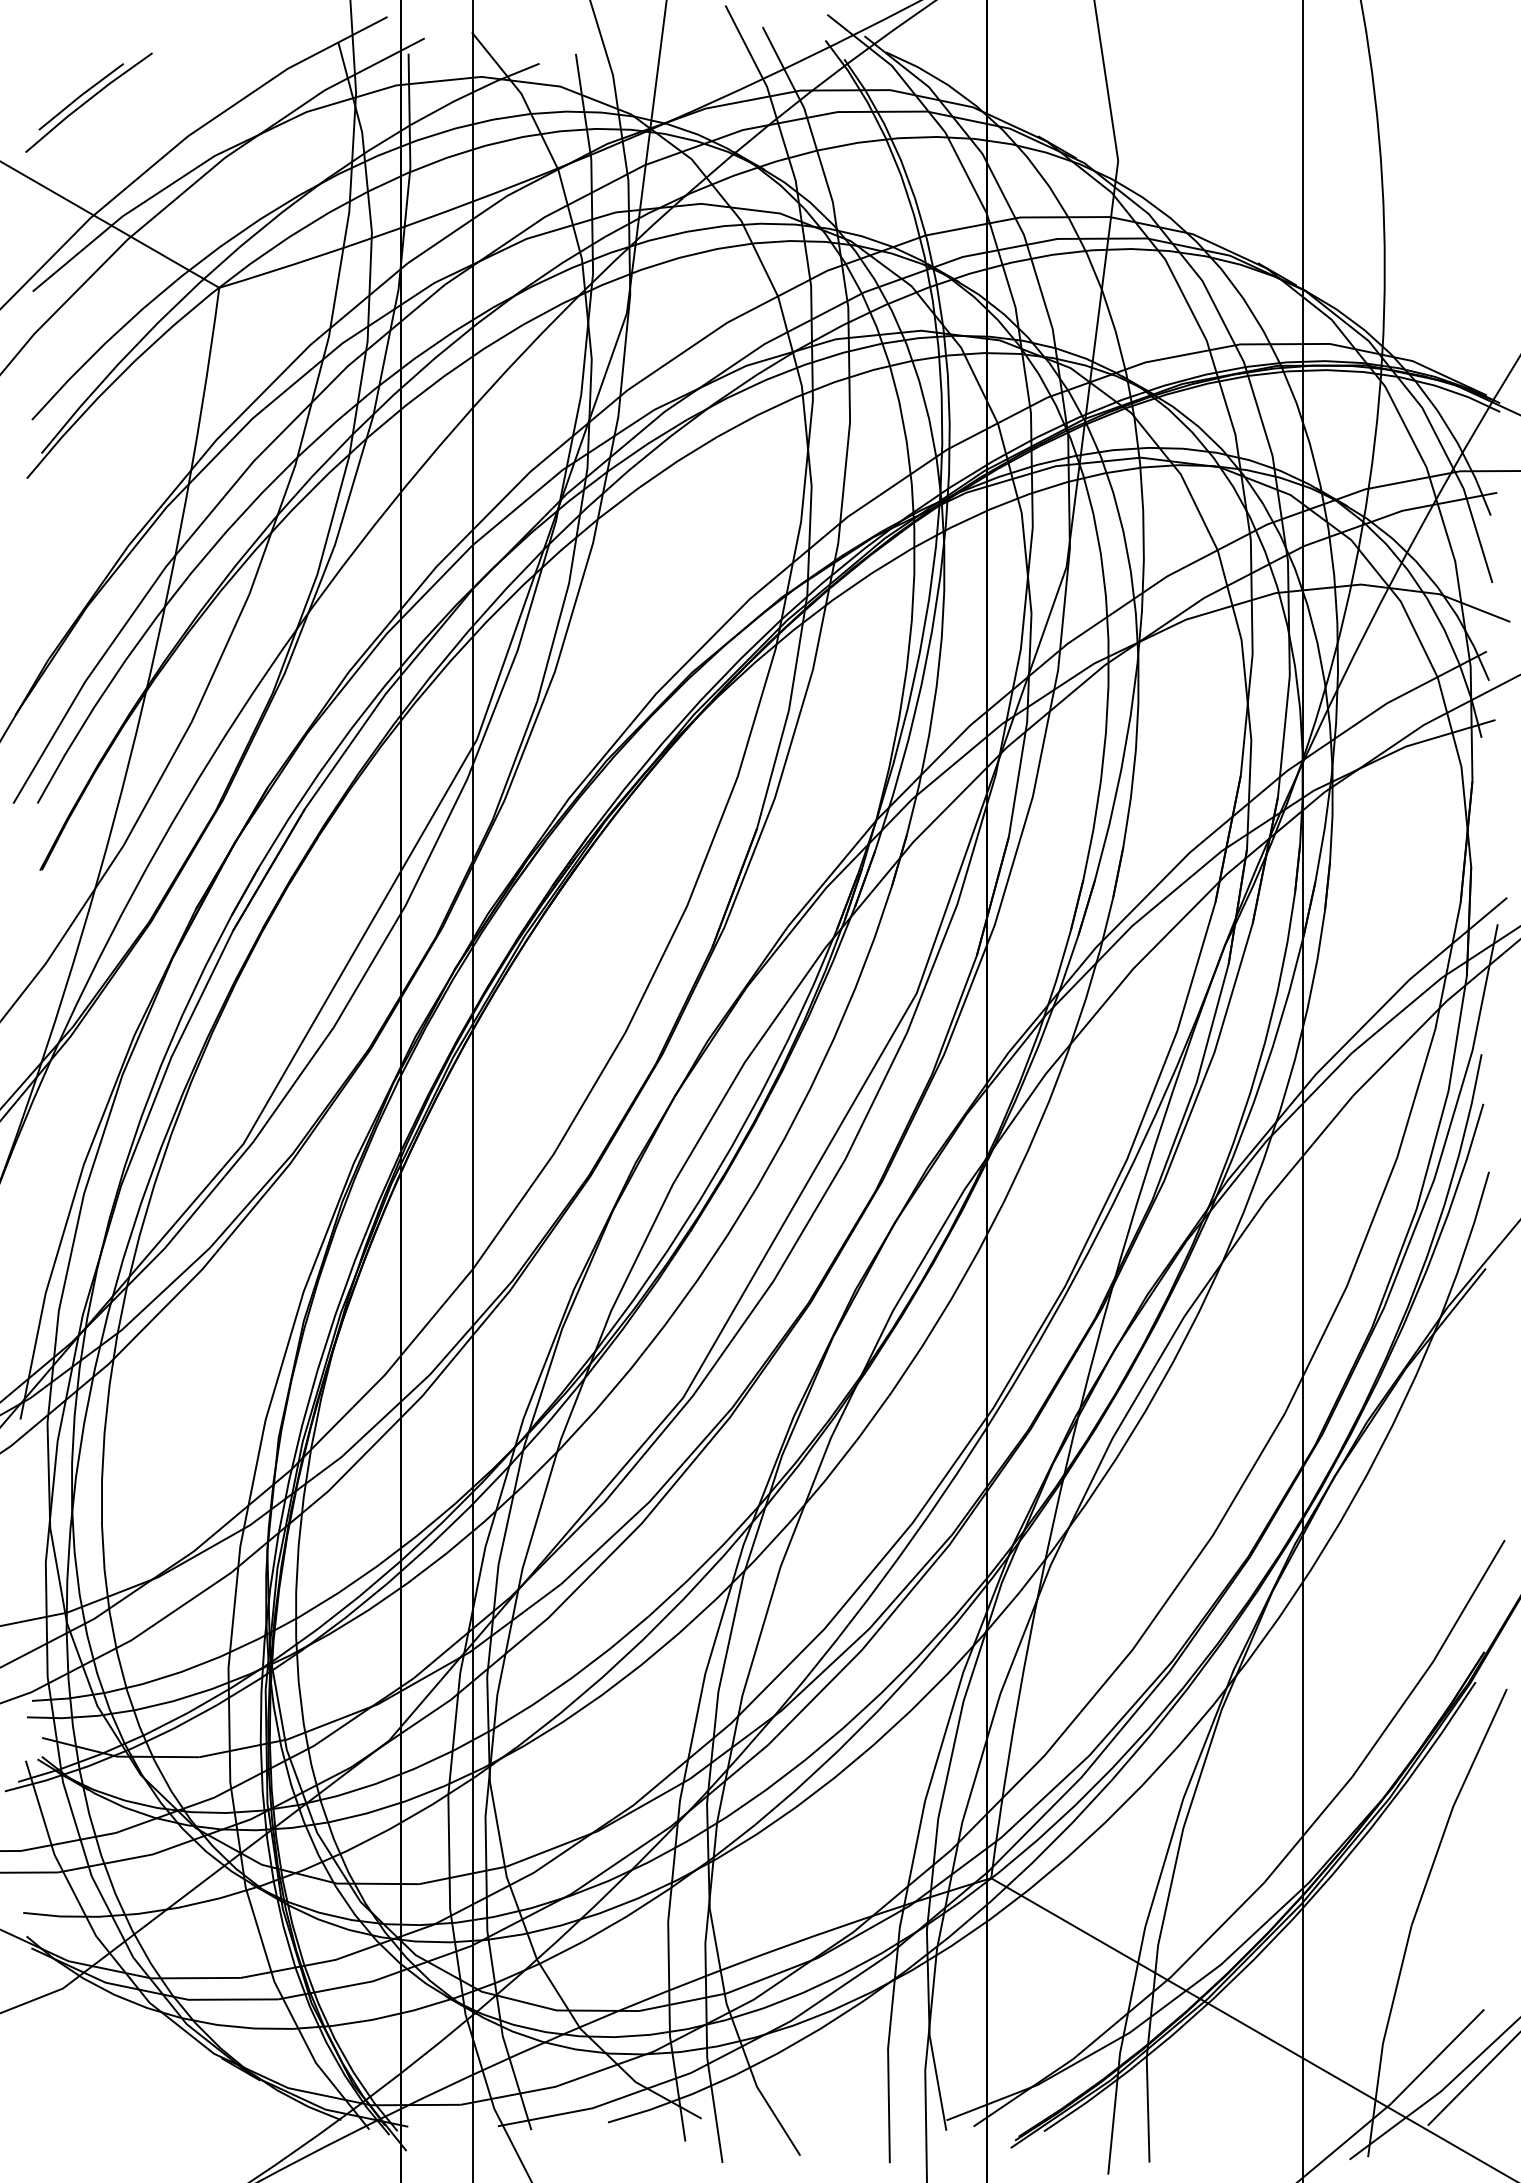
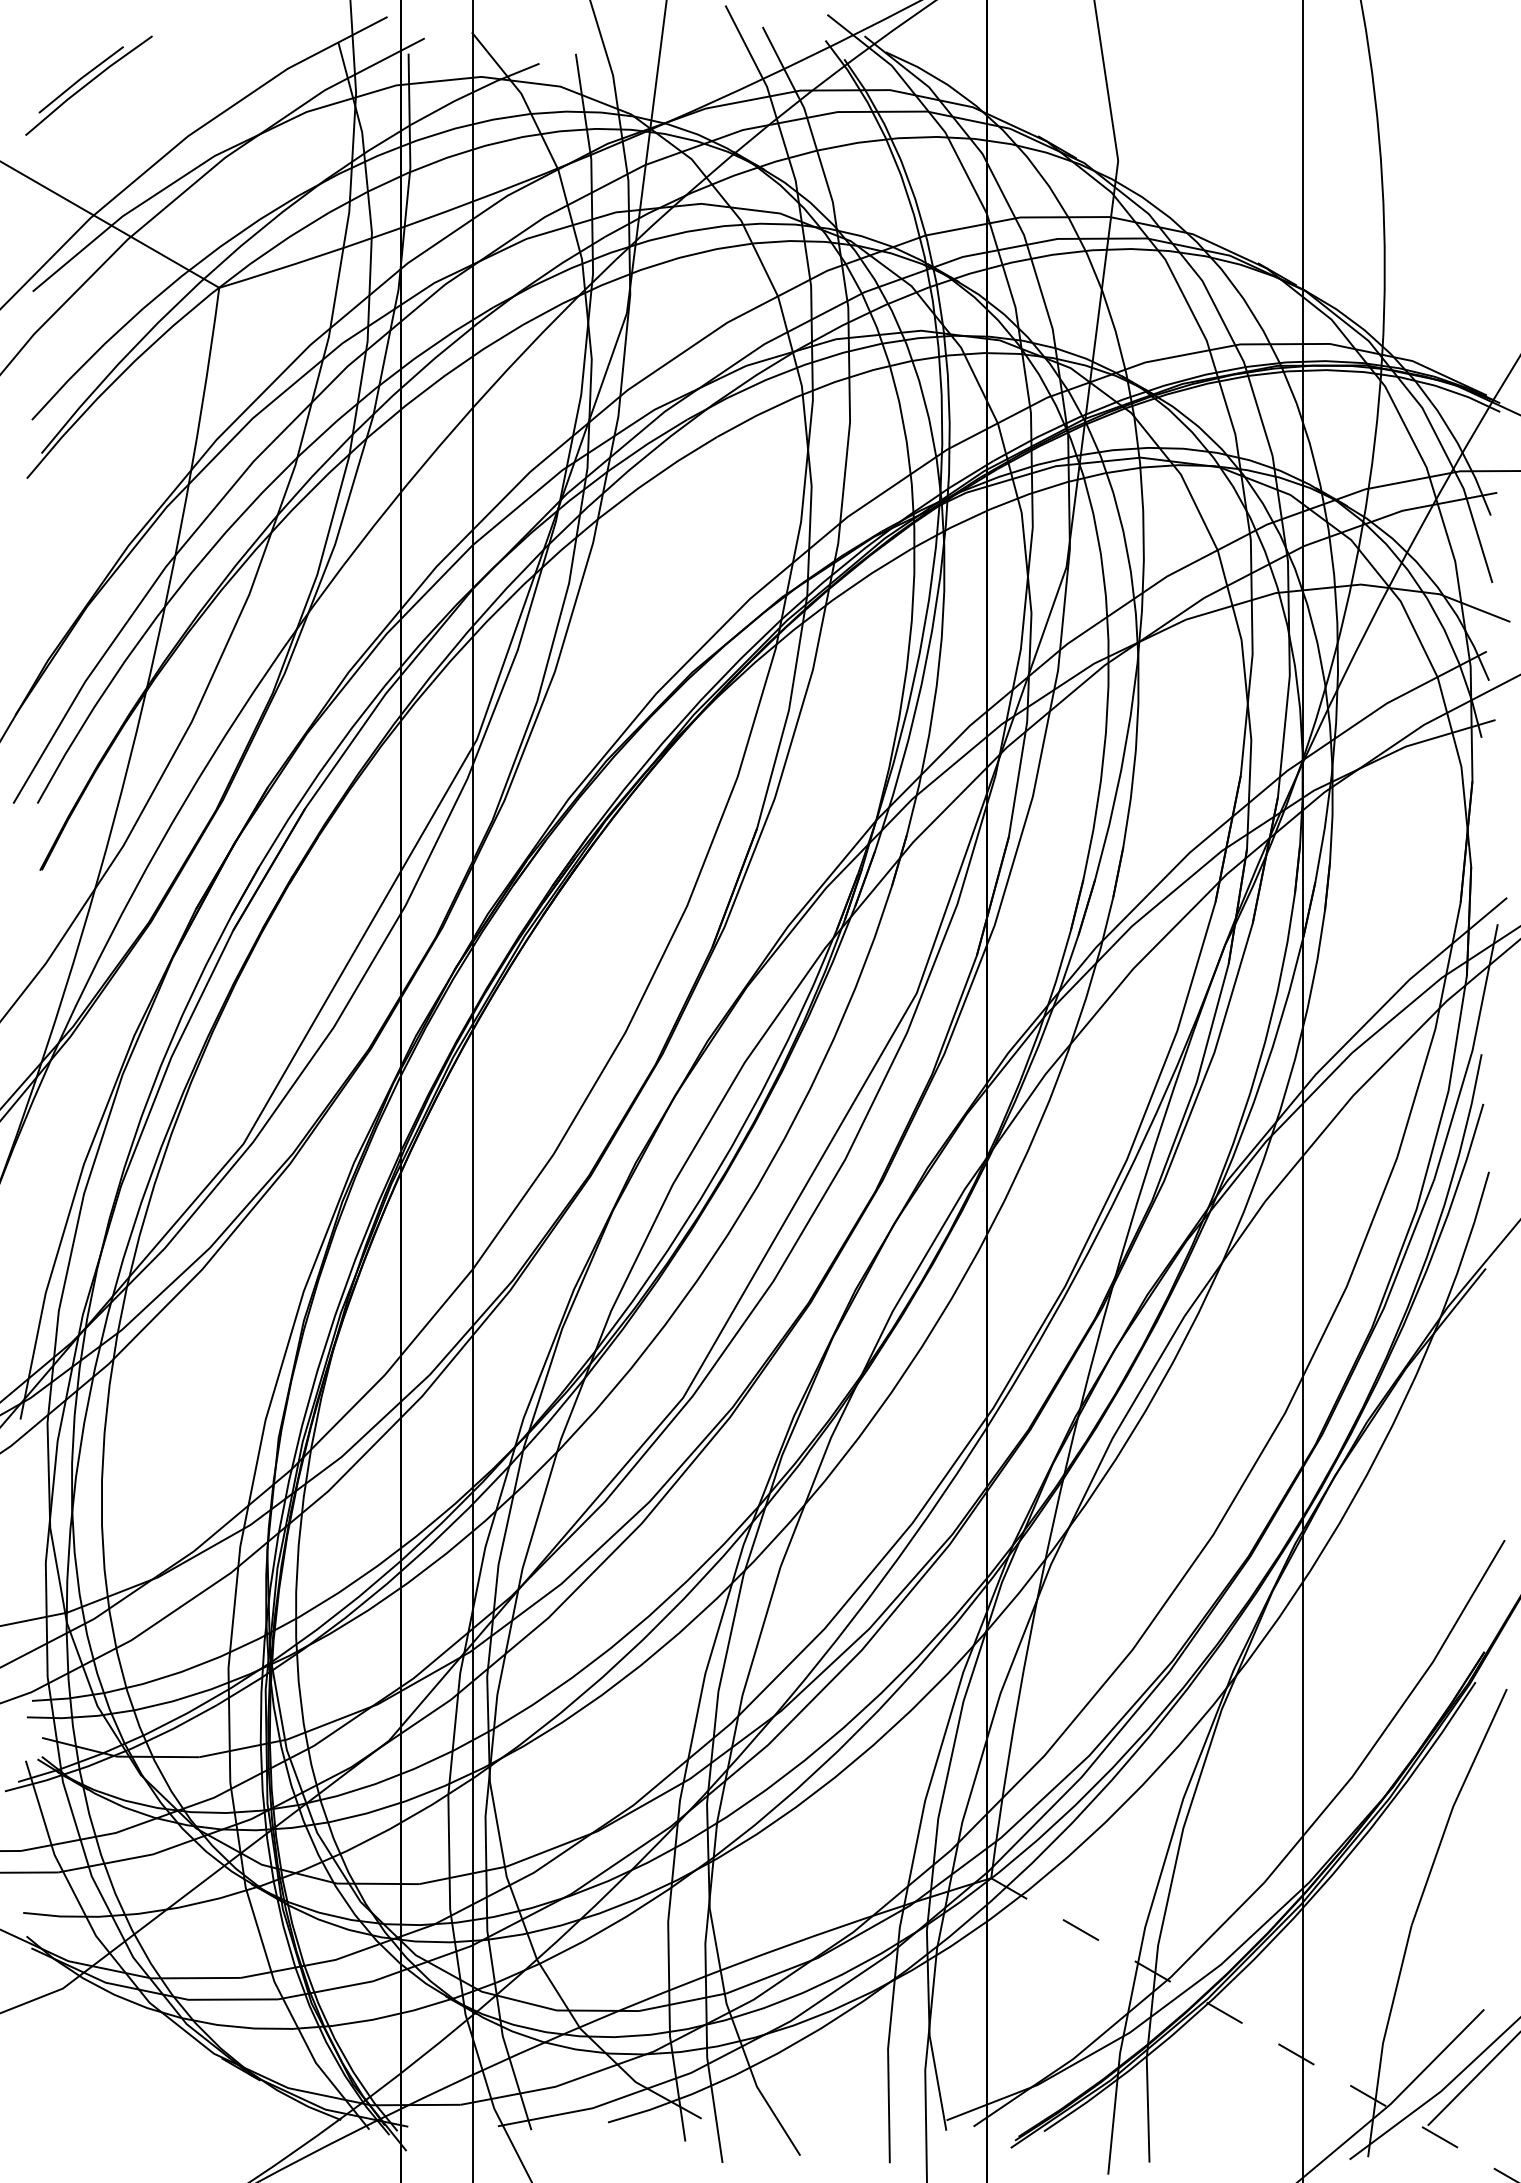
part position: (88, 102) -> (88, 85) (88, 85)
line: solid -> dashed (1254, 2030)
